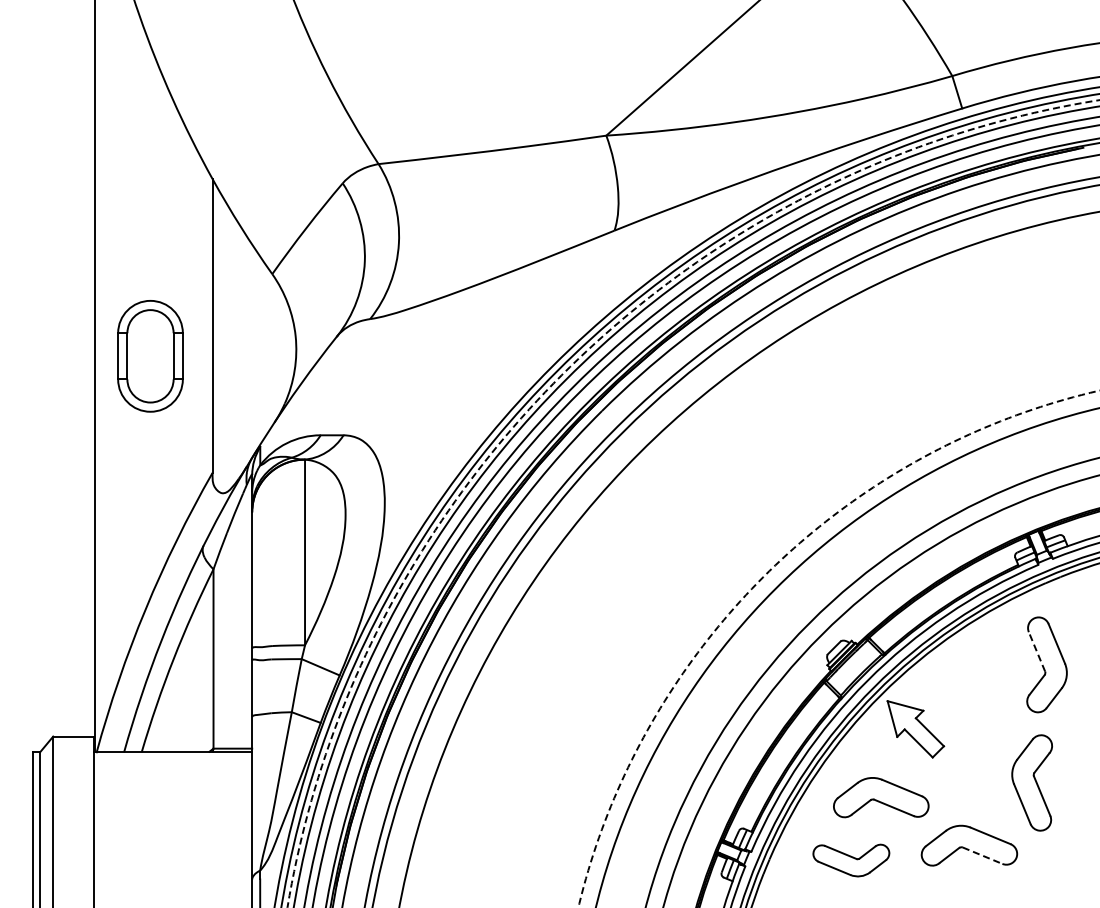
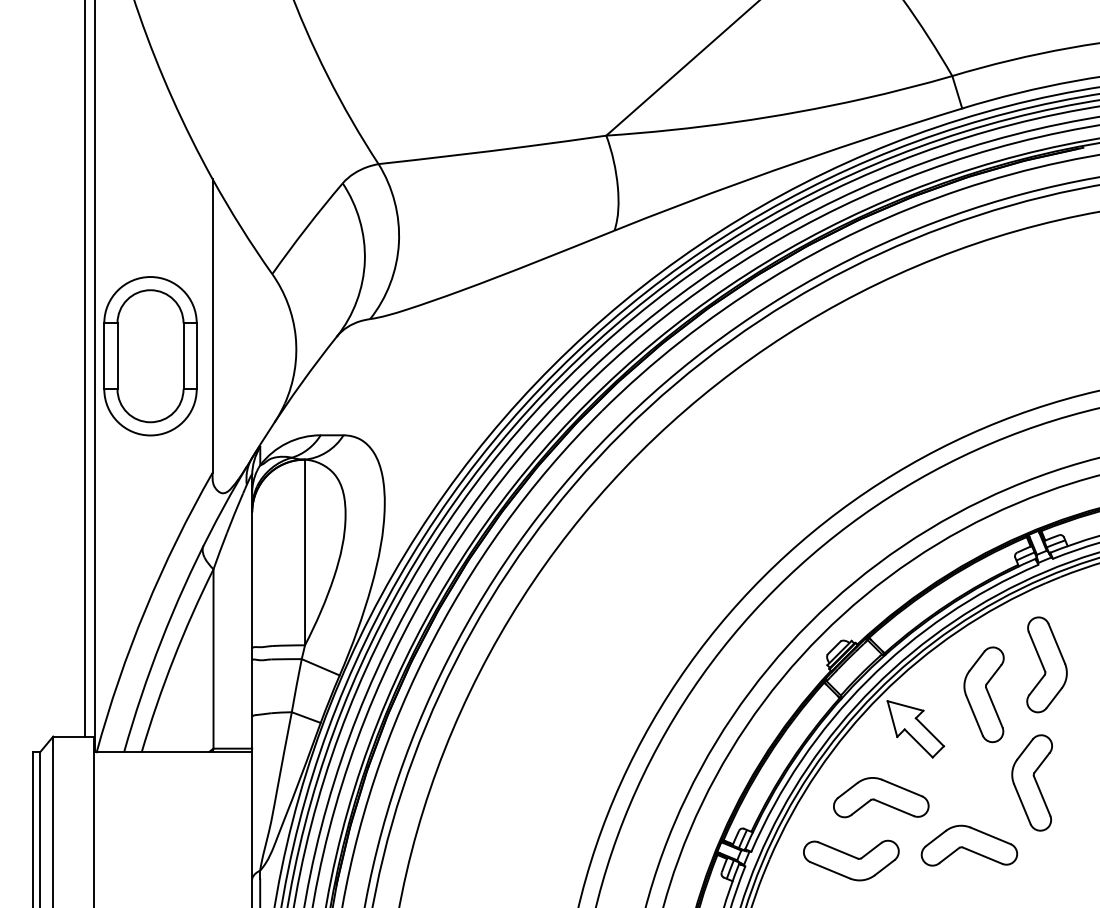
part size: 67x113 px -> 95x161 px (150, 356)
line: none -> present (84, 369)
circle: dashed -> solid (693, 503)
circle: dashed -> solid (838, 648)
line: dashed -> solid (1036, 651)
part: none -> present (983, 694)
line: dashed -> solid (983, 855)
part size: 79x35 px -> 97x43 px (851, 860)
